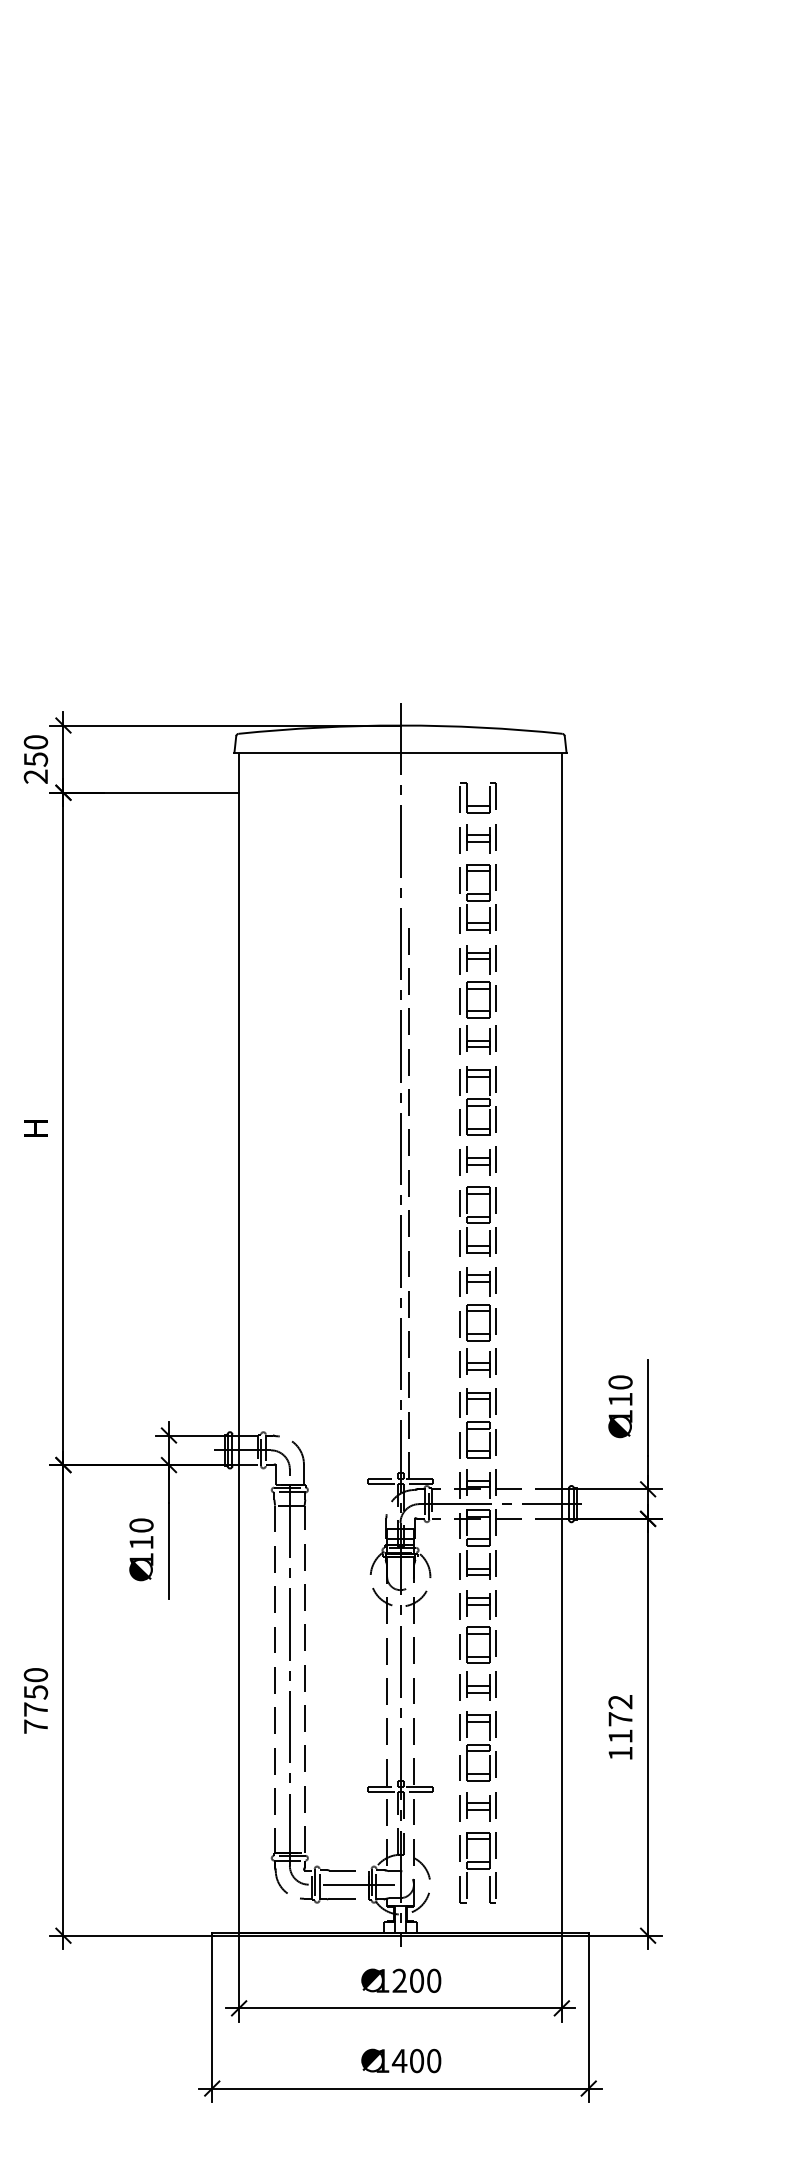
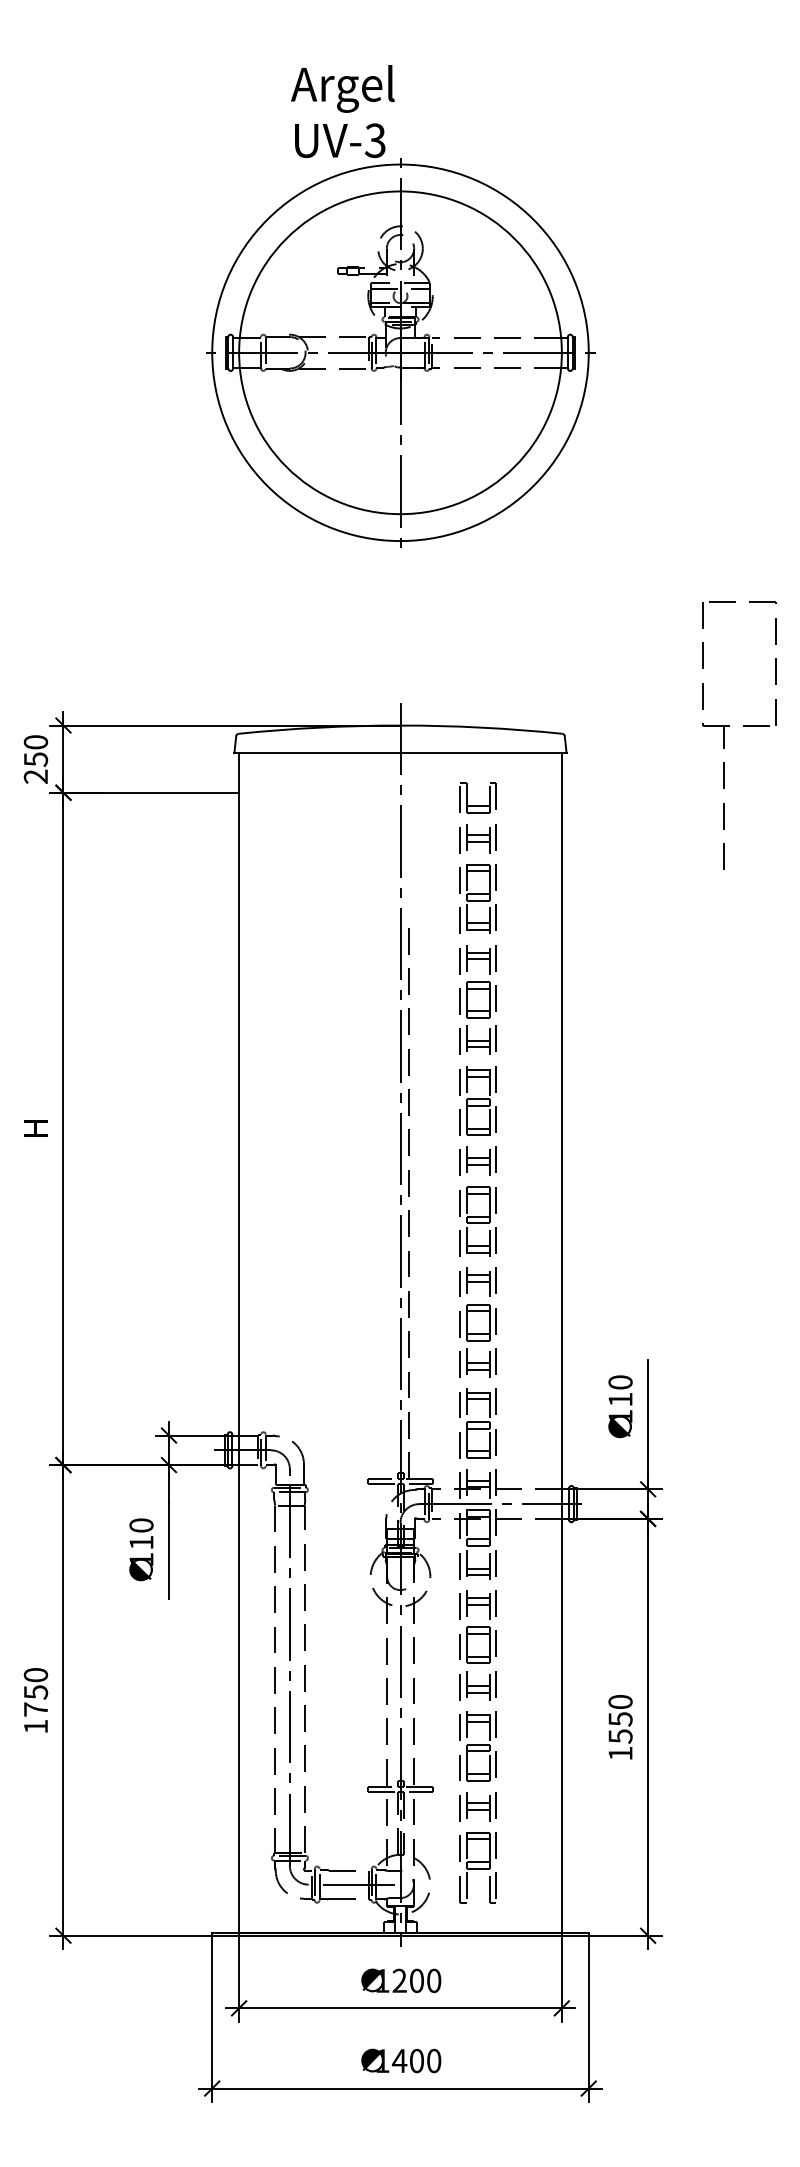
part: none -> present (400, 306)
part: none -> present (743, 726)
text: 1172 -> 1550 (620, 1719)
text: 7750 -> 1750 (35, 1726)
